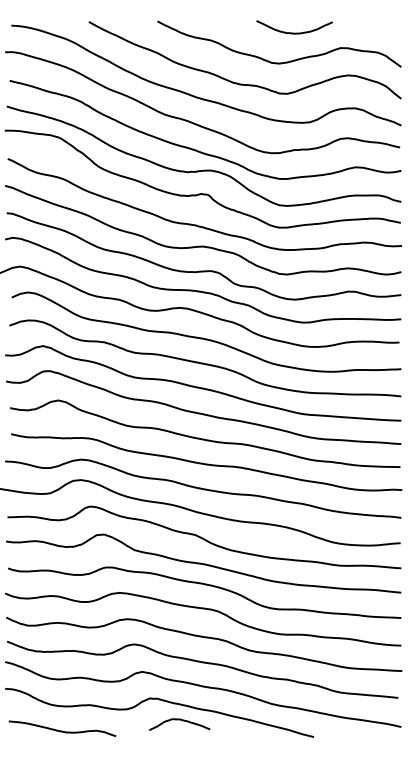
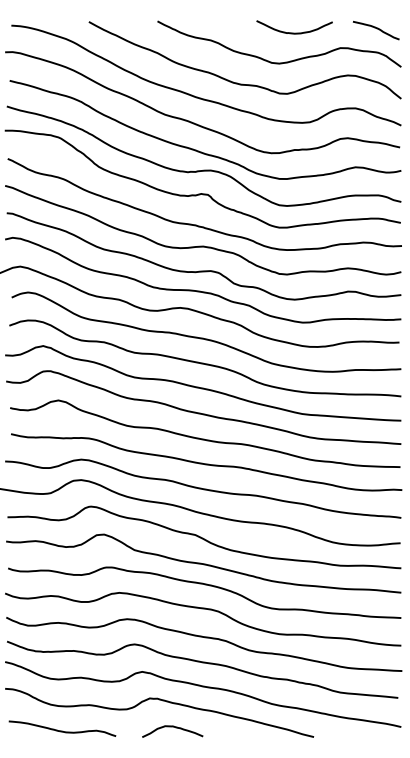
curve: none -> present (376, 29)
curve position: (179, 720) -> (172, 727) (172, 727)
